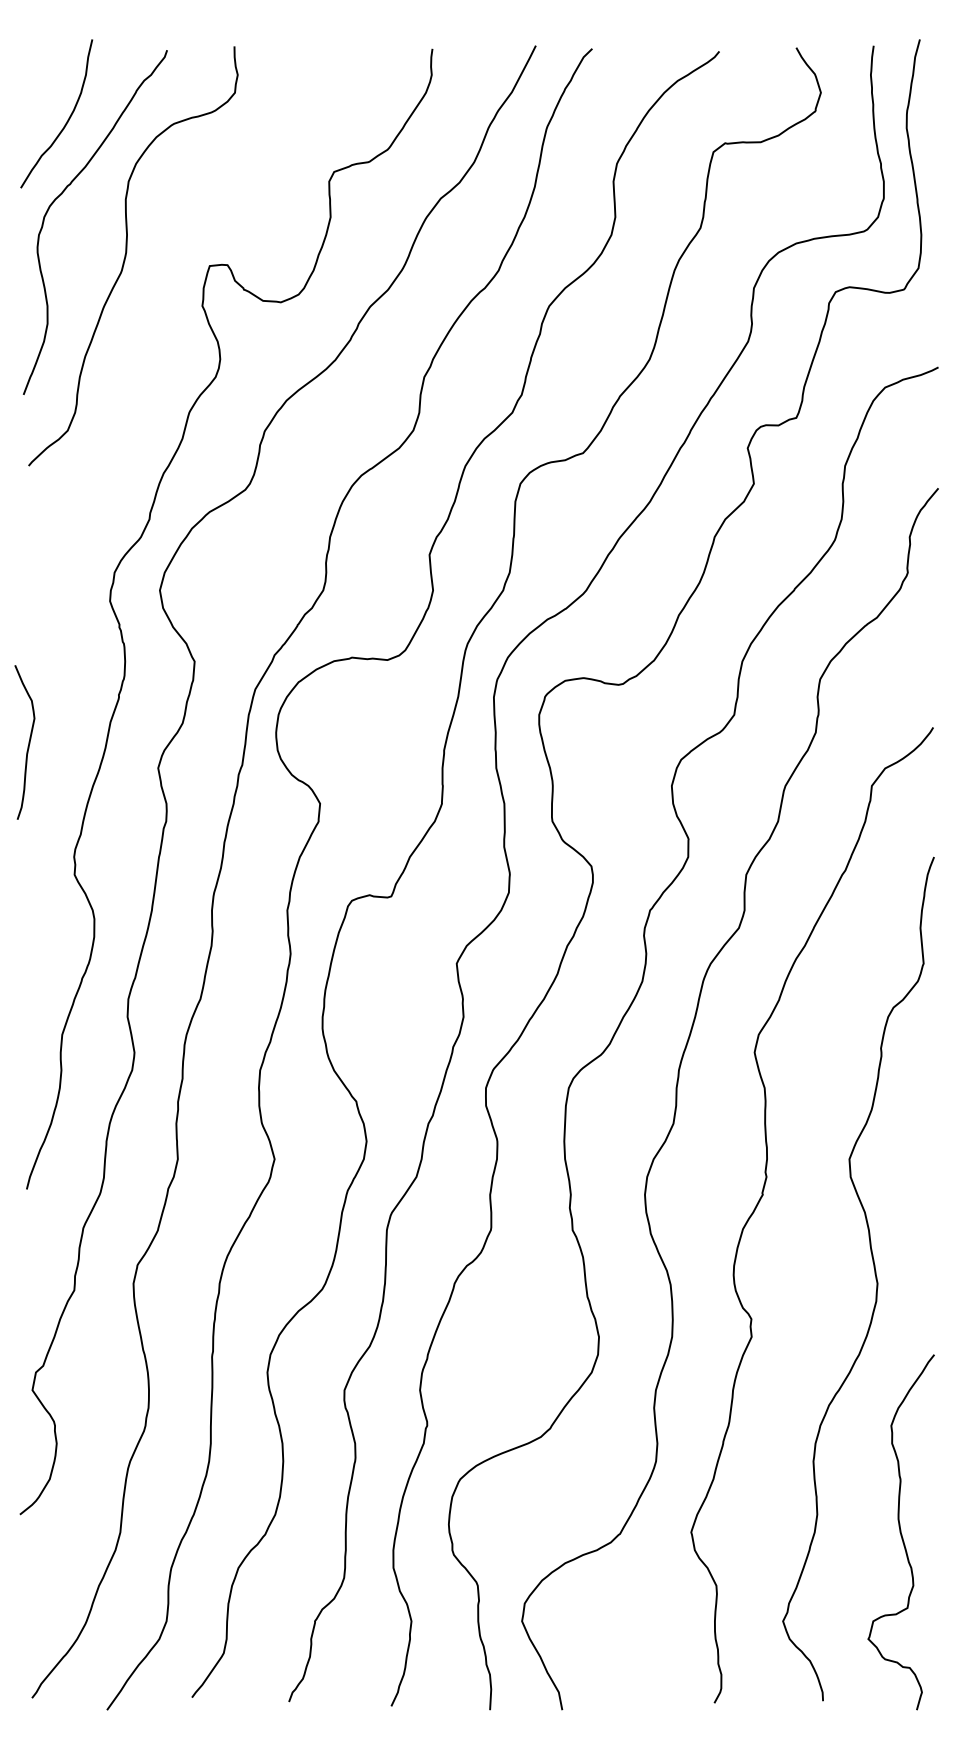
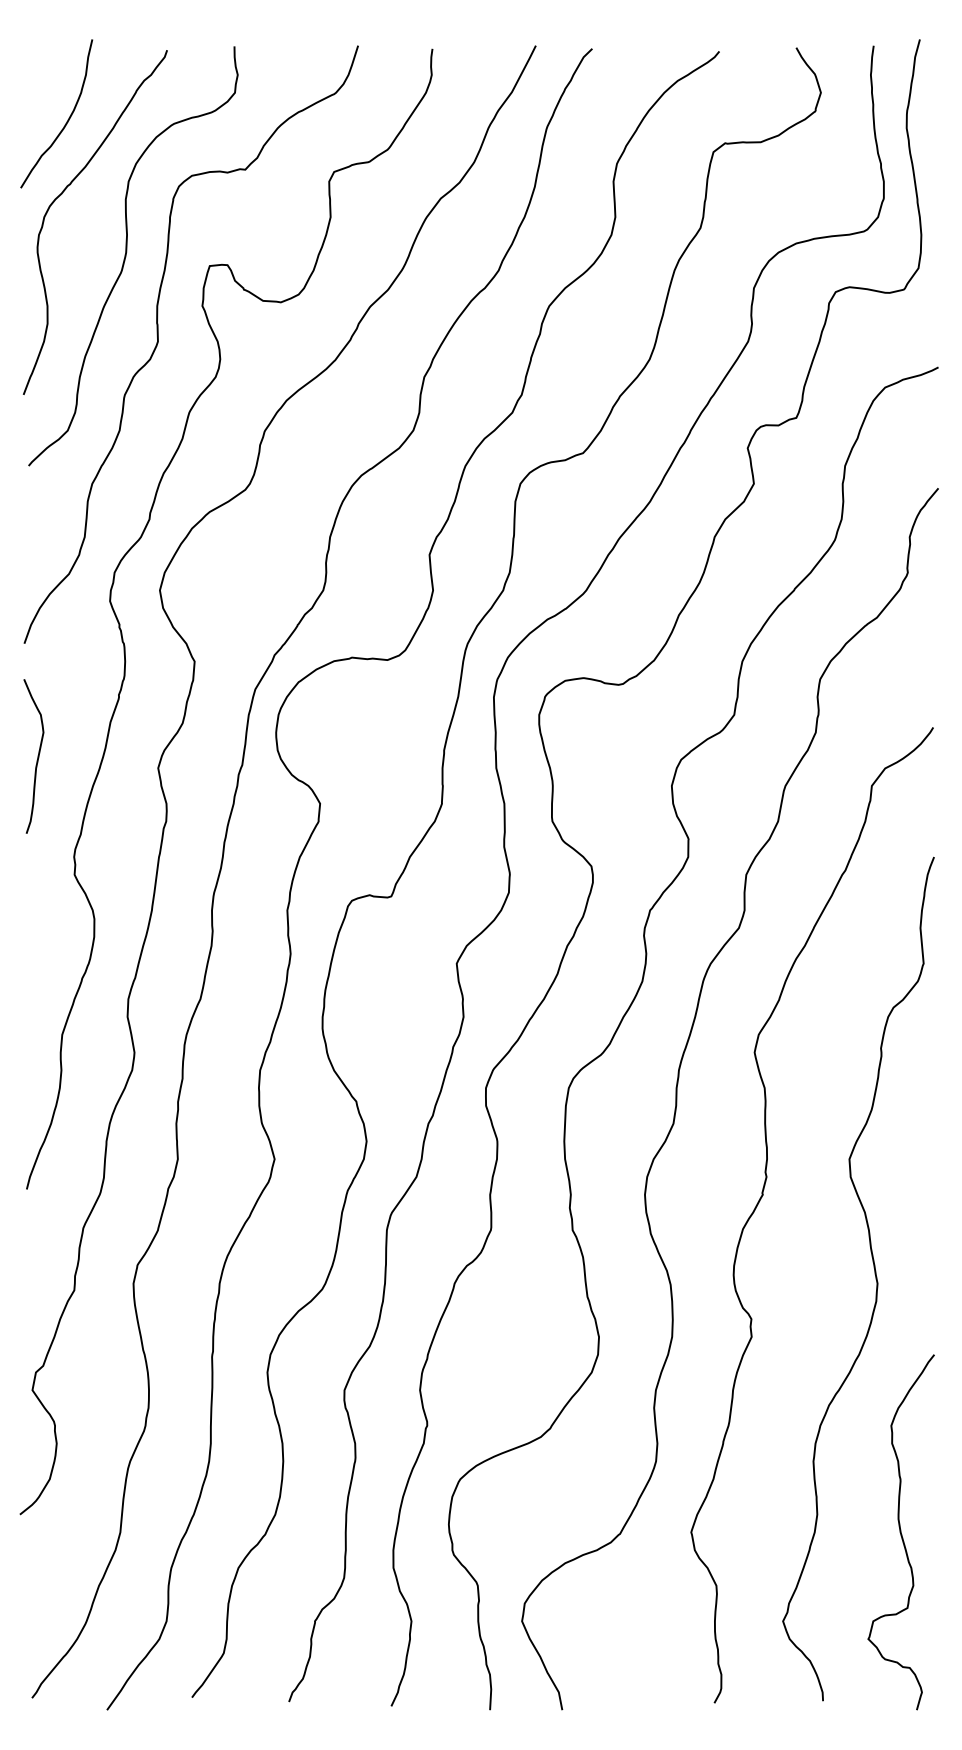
curve: none -> present (158, 343)
curve position: (28, 742) -> (37, 756) (37, 756)
